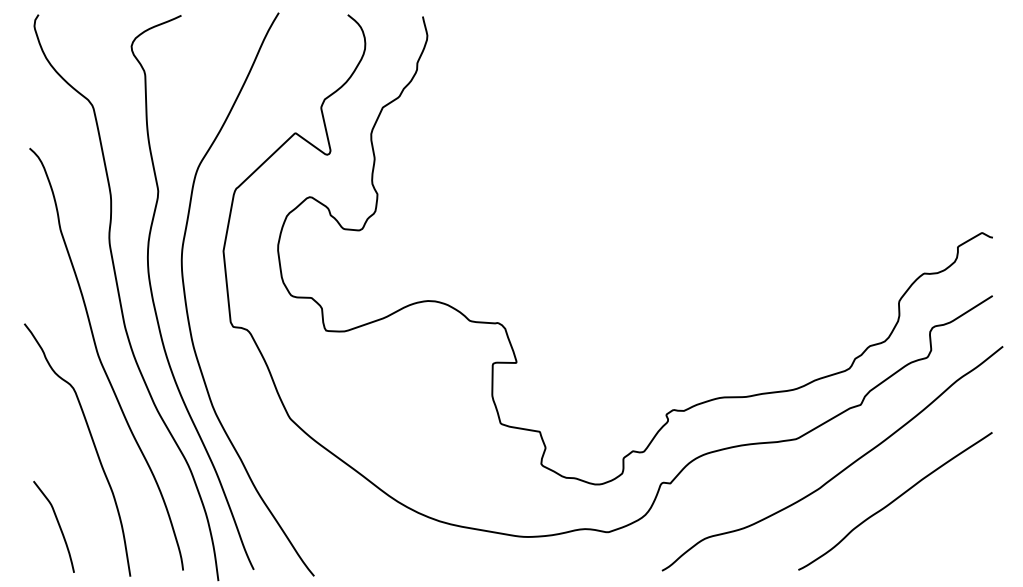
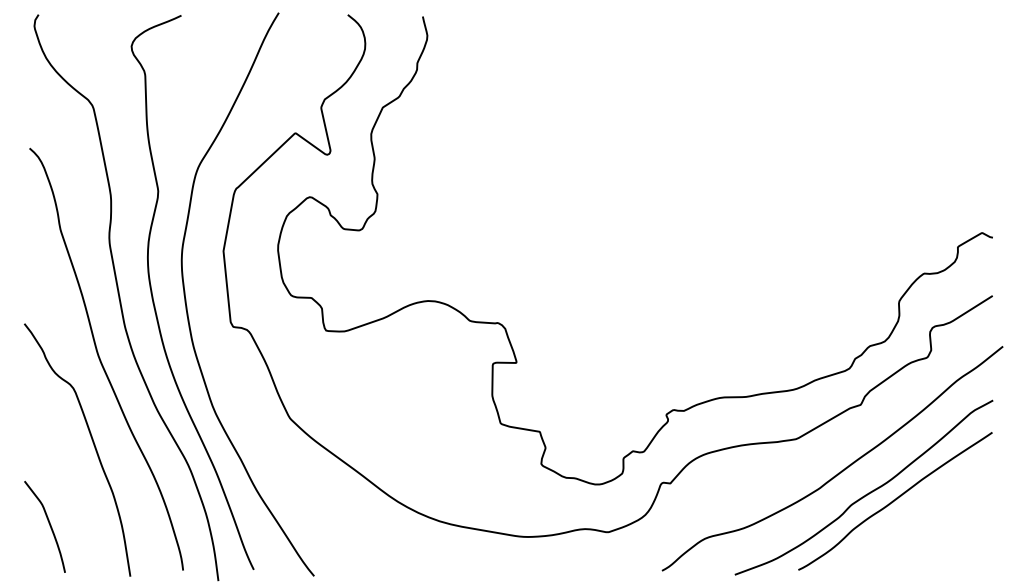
curve: none -> present (868, 492)
curve position: (57, 523) -> (48, 523) (48, 523)
